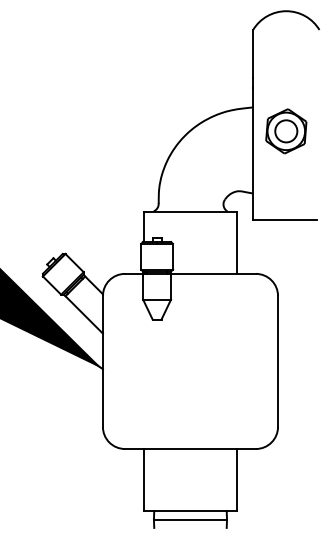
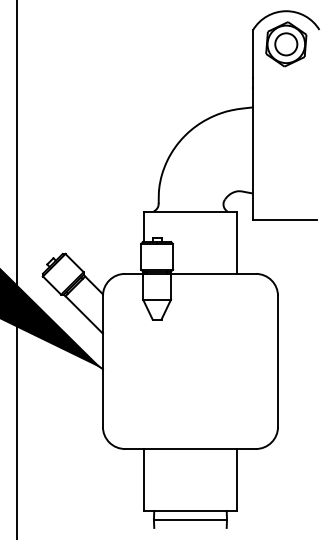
part position: (286, 131) -> (286, 44) (286, 44)
line: none -> present (17, 269)
